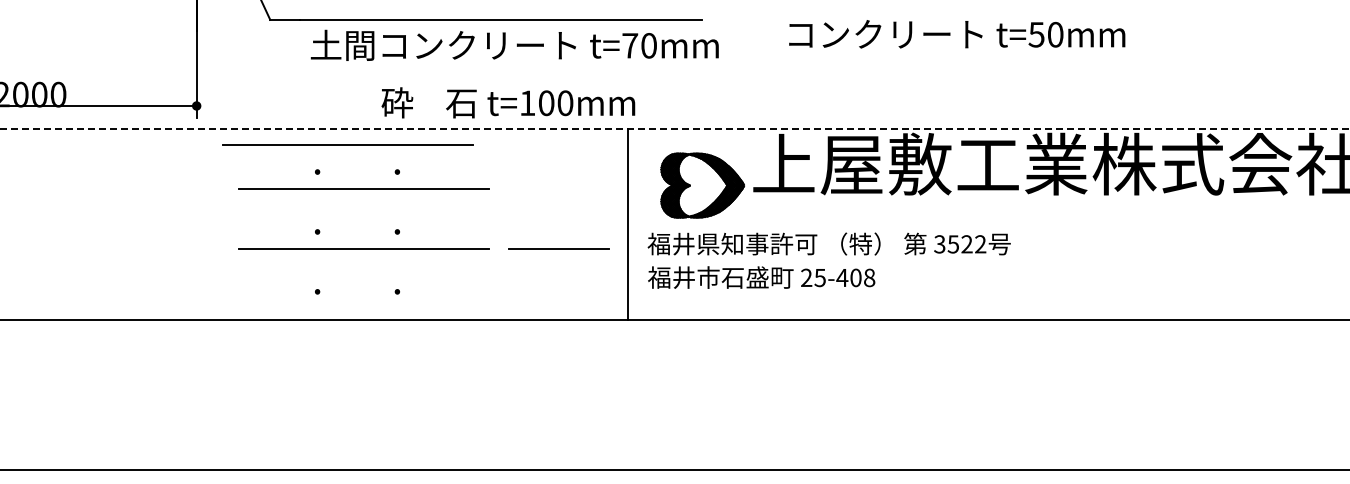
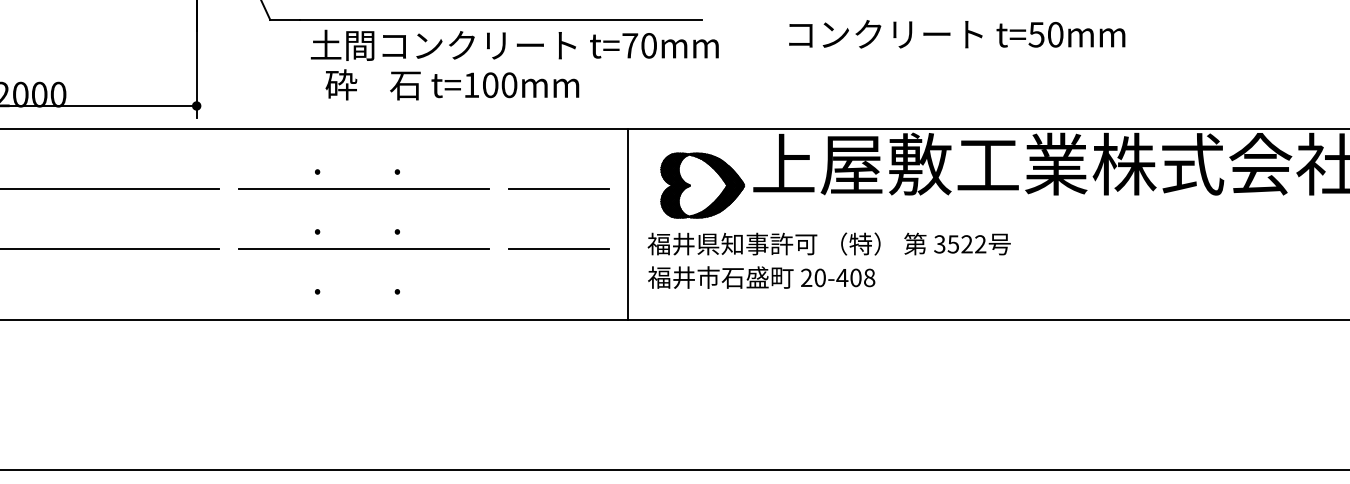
text position: (508, 102) -> (452, 84) (452, 84)
line: dashed -> solid (675, 129)
line: present -> none (347, 144)
line: none -> present (110, 188)
line: none -> present (558, 188)
line: none -> present (110, 248)
text: 25-408 -> 20-408 (819, 277)
